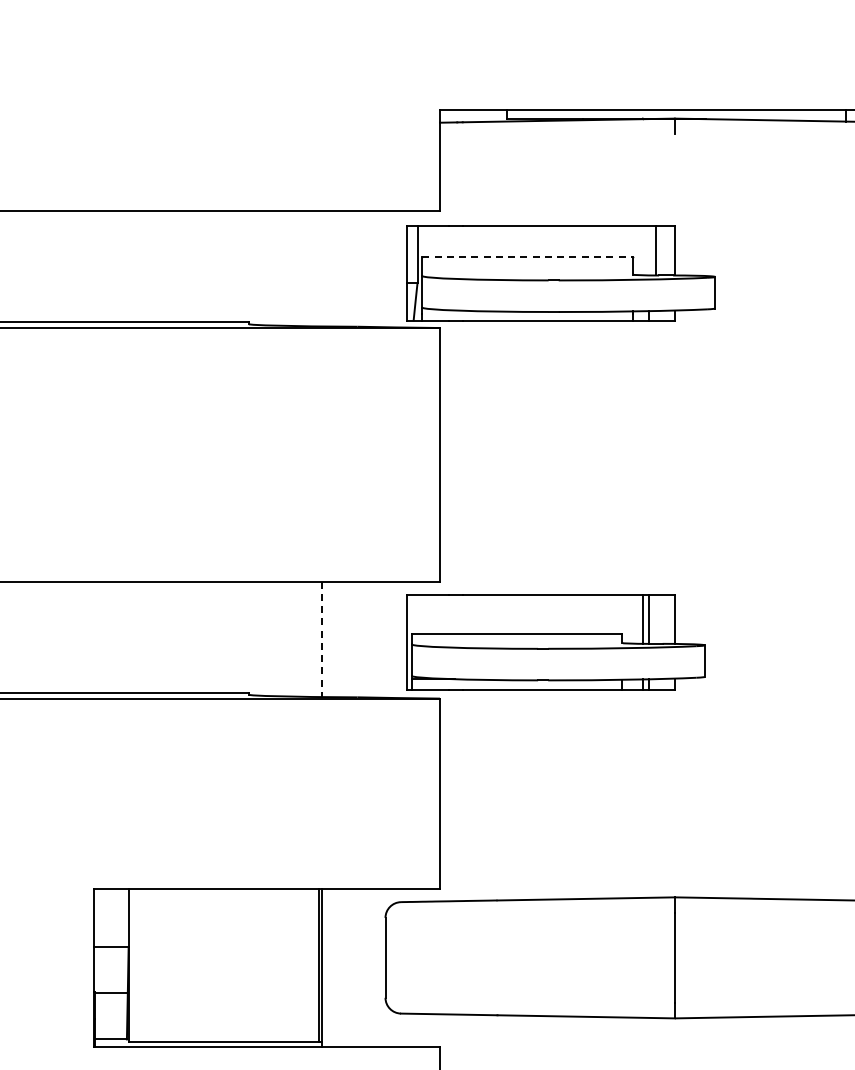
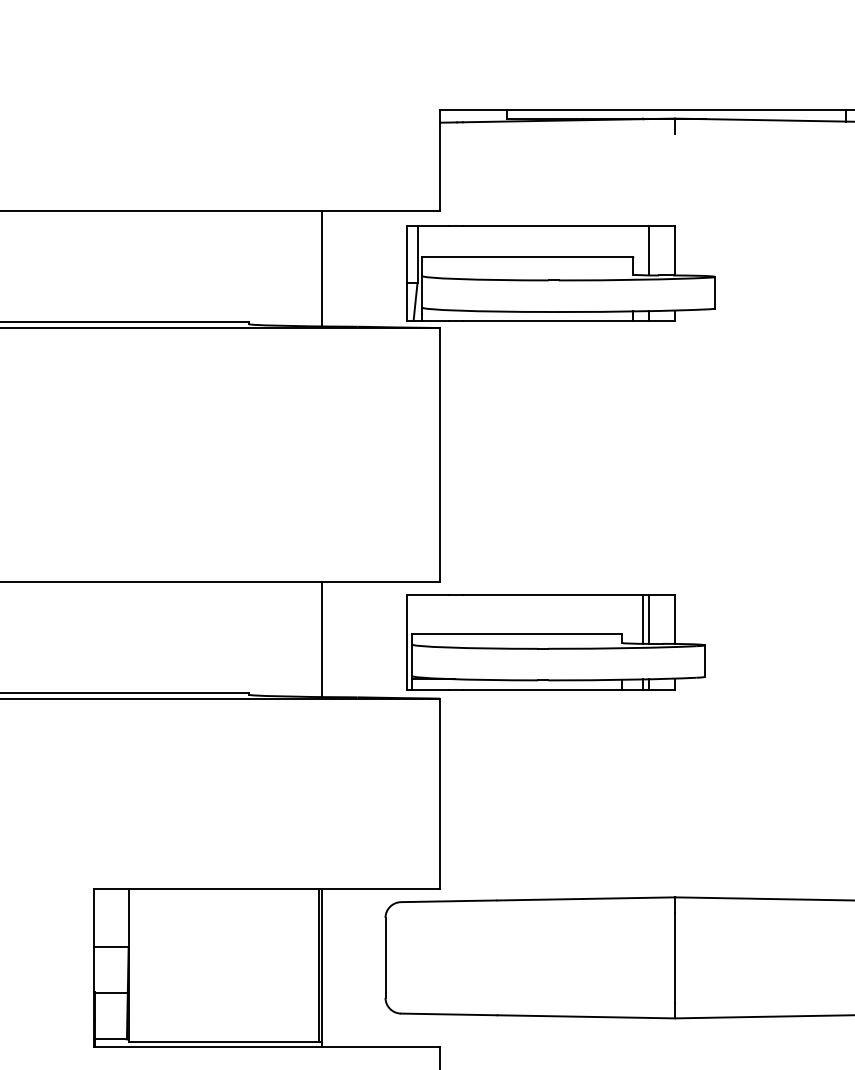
line position: (655, 250) -> (648, 250) (648, 250)
line: dashed -> solid (528, 257)
line: none -> present (322, 268)
line: dashed -> solid (322, 639)
